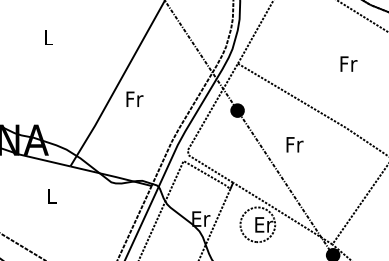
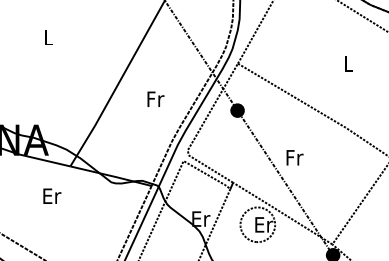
text: Fr -> L (348, 63)
text position: (134, 98) -> (155, 98) (155, 98)
text position: (294, 144) -> (294, 157) (294, 157)
text: L -> Er (52, 195)
